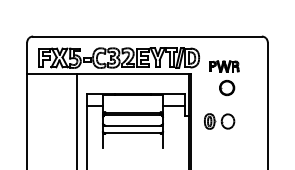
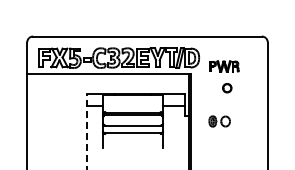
part size: 17x17 px -> 11x11 px (227, 88)
line: present -> none (77, 119)
part size: 32x17 px -> 23x13 px (219, 121)
line: solid -> dashed (86, 131)
